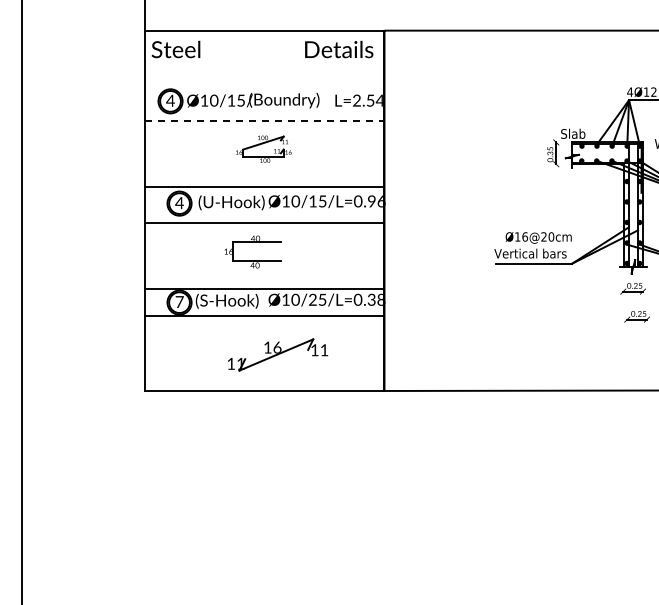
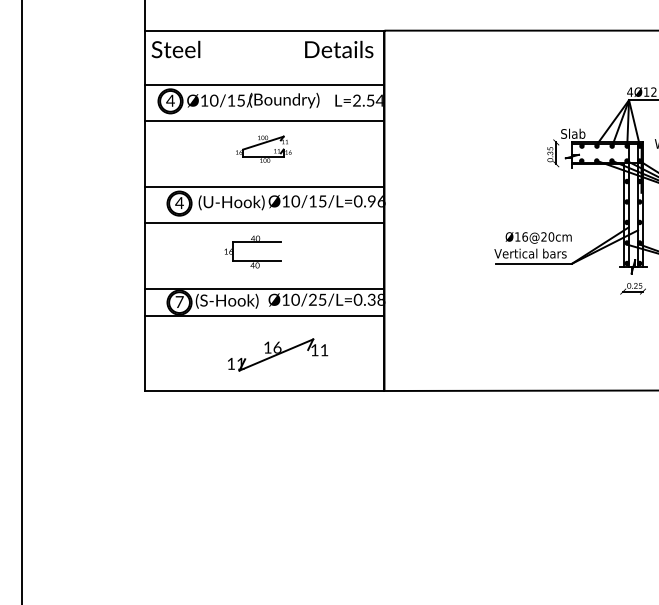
line: none -> present (264, 85)
line: dashed -> solid (264, 120)
part: present -> none (636, 316)
